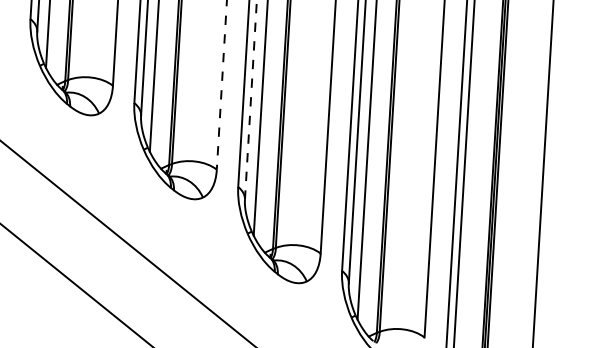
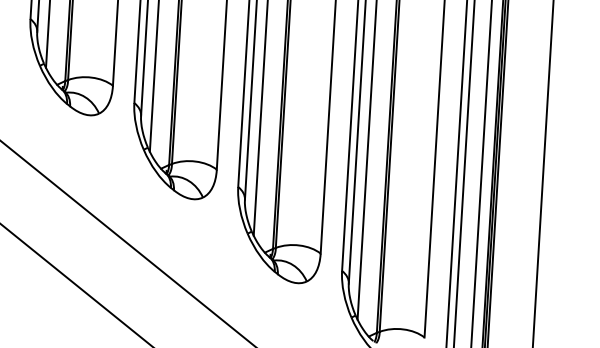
line: dashed -> solid (221, 84)
line: dashed -> solid (250, 99)
line: none -> present (481, 173)
